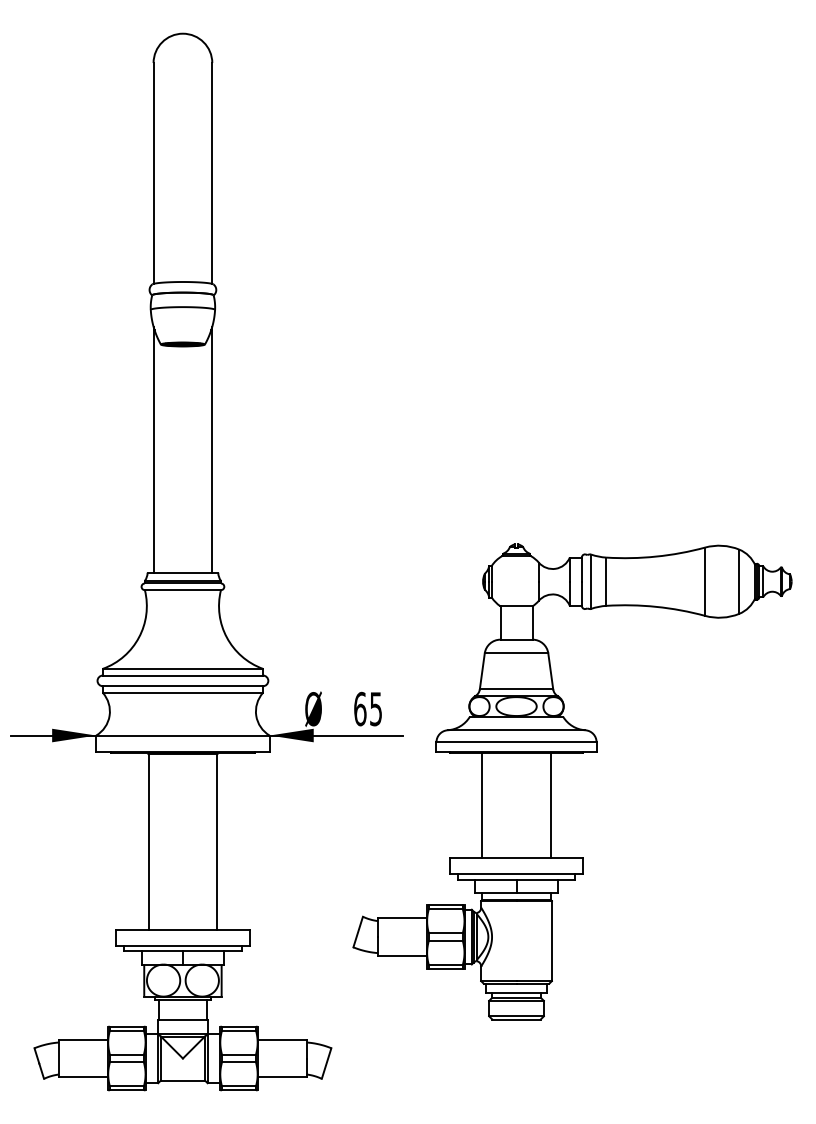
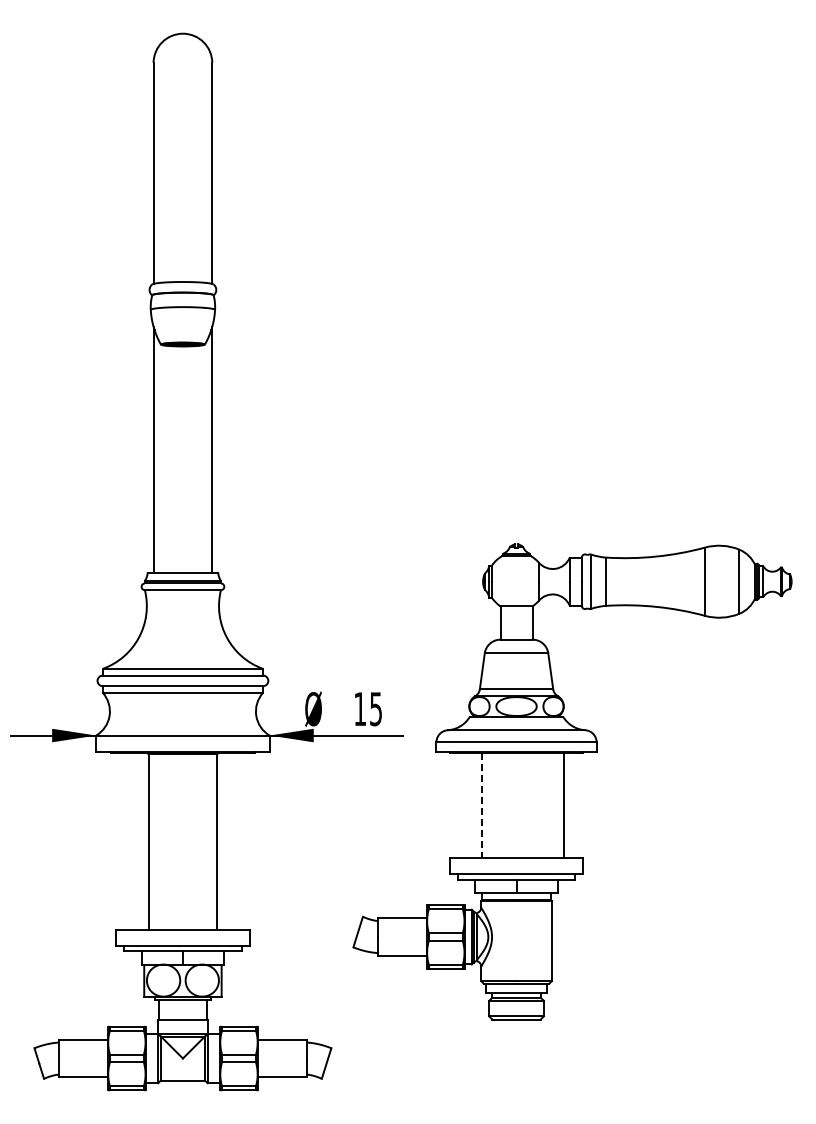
text: 65 -> 15 (360, 708)
line: solid -> dashed (482, 805)
line position: (550, 805) -> (563, 805) (563, 805)
